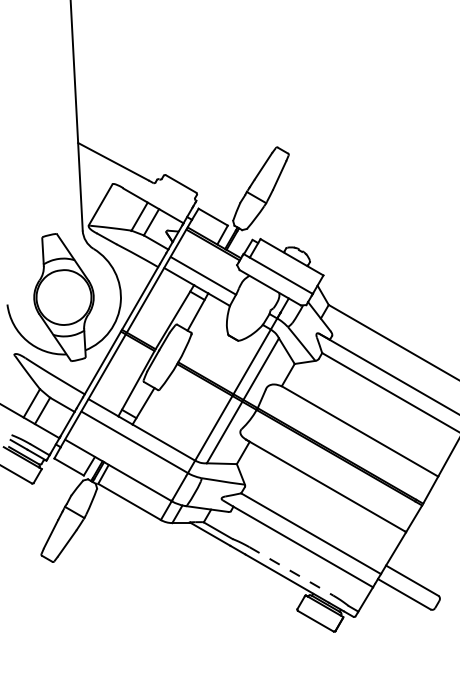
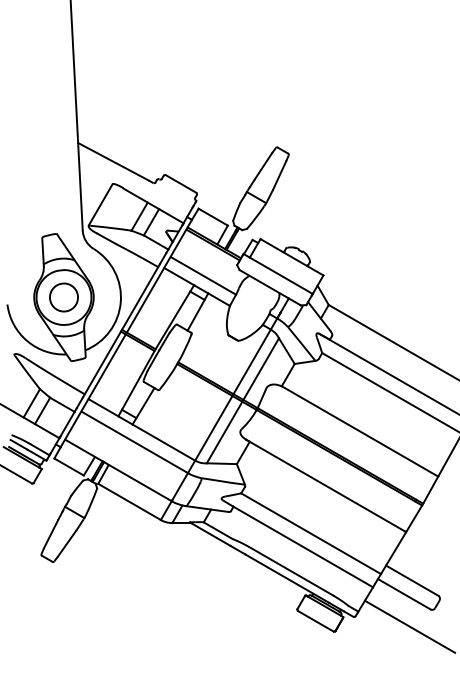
part: none -> present (63, 297)
line: dashed -> solid (291, 571)
line: none -> present (409, 626)
